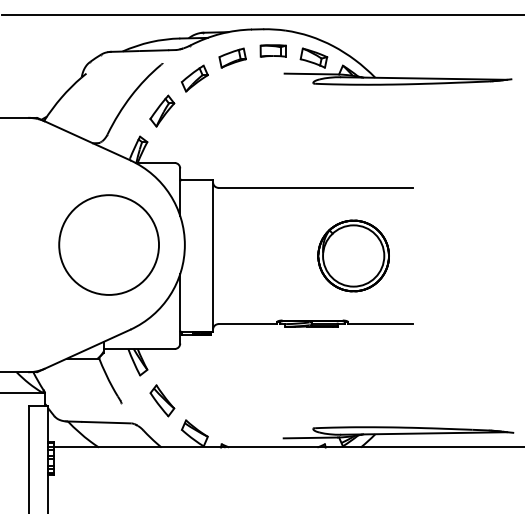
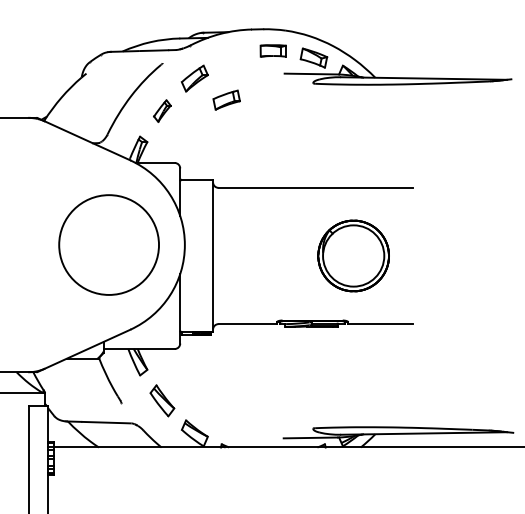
line: present -> none (261, 15)
part position: (232, 57) -> (226, 99) (226, 99)
part size: 27x34 px -> 19x24 px (162, 110)
